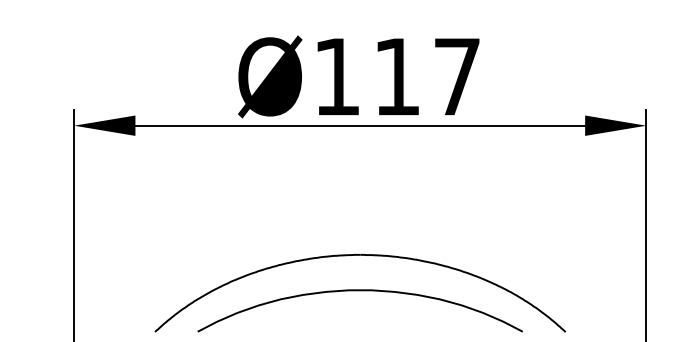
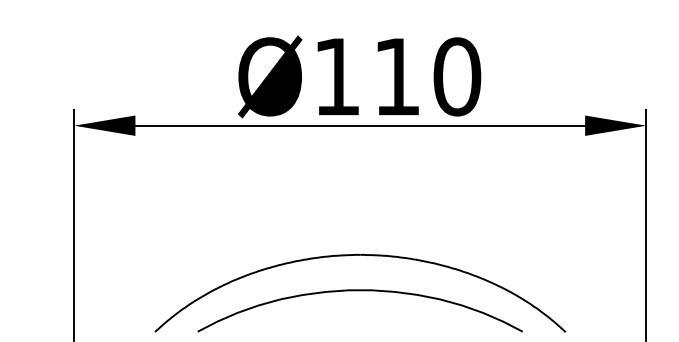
text: Ø117 -> Ø110 (457, 76)
